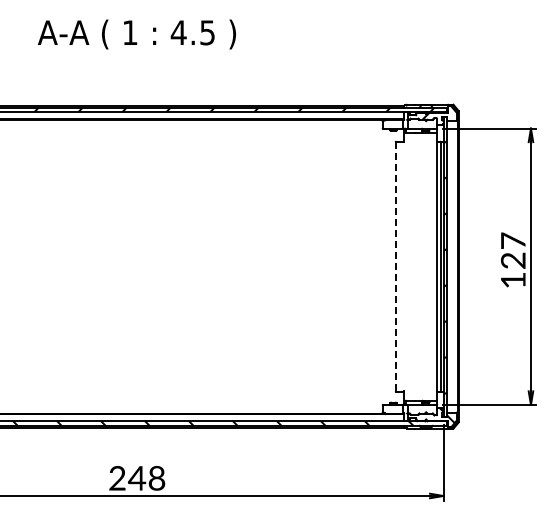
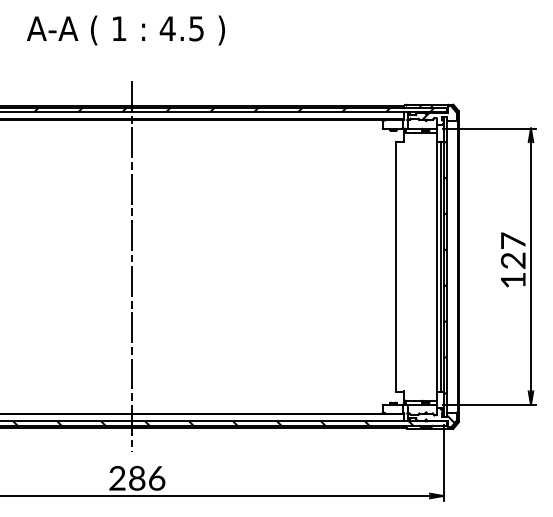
text position: (136, 34) -> (125, 30) (125, 30)
line: none -> present (132, 266)
line: dashed -> solid (395, 267)
text: 248 -> 286 (146, 478)
